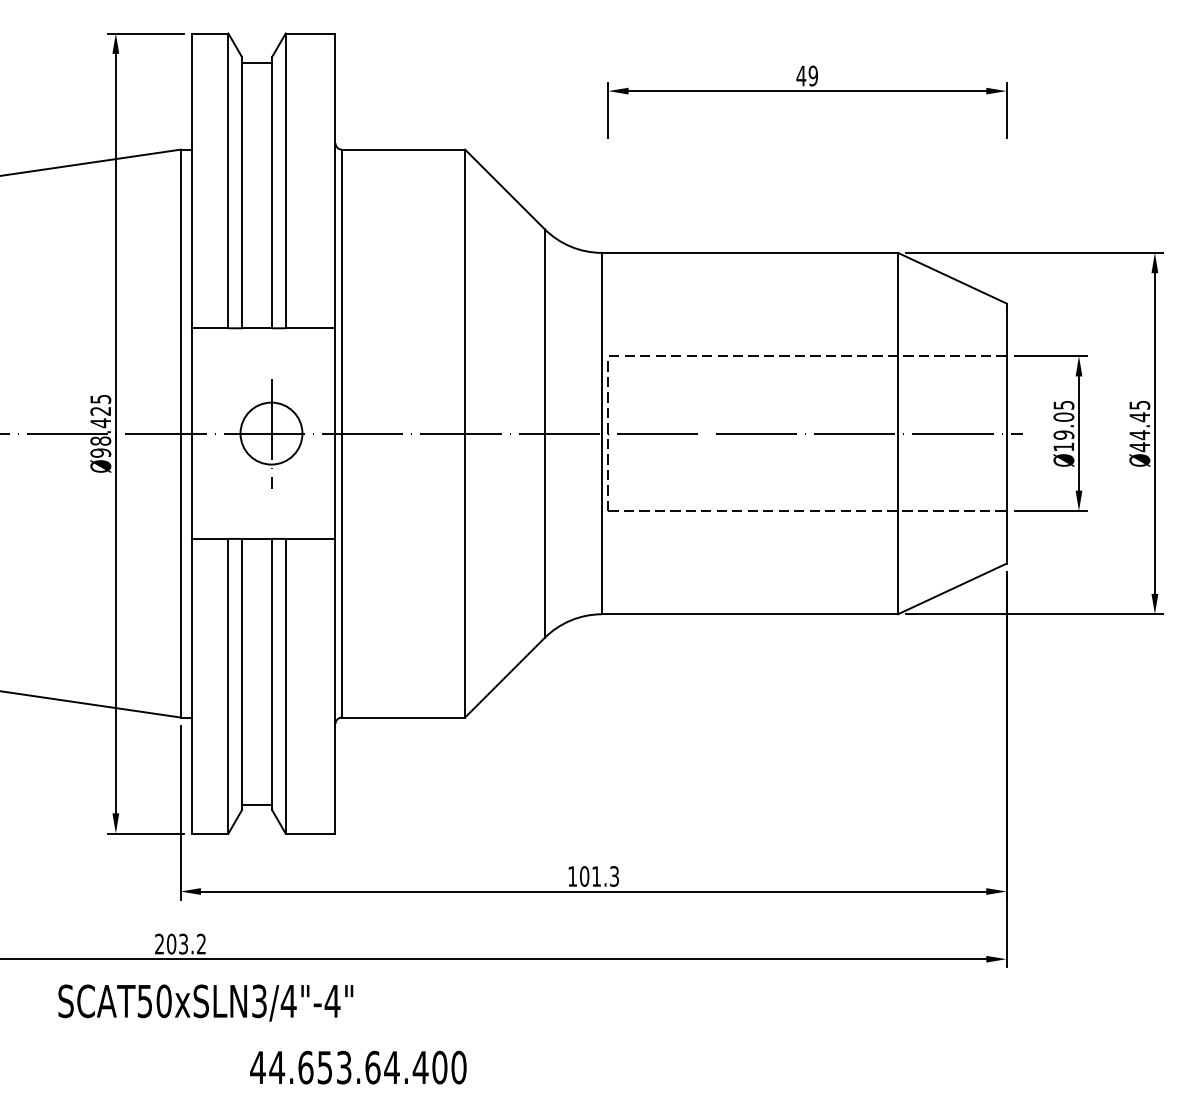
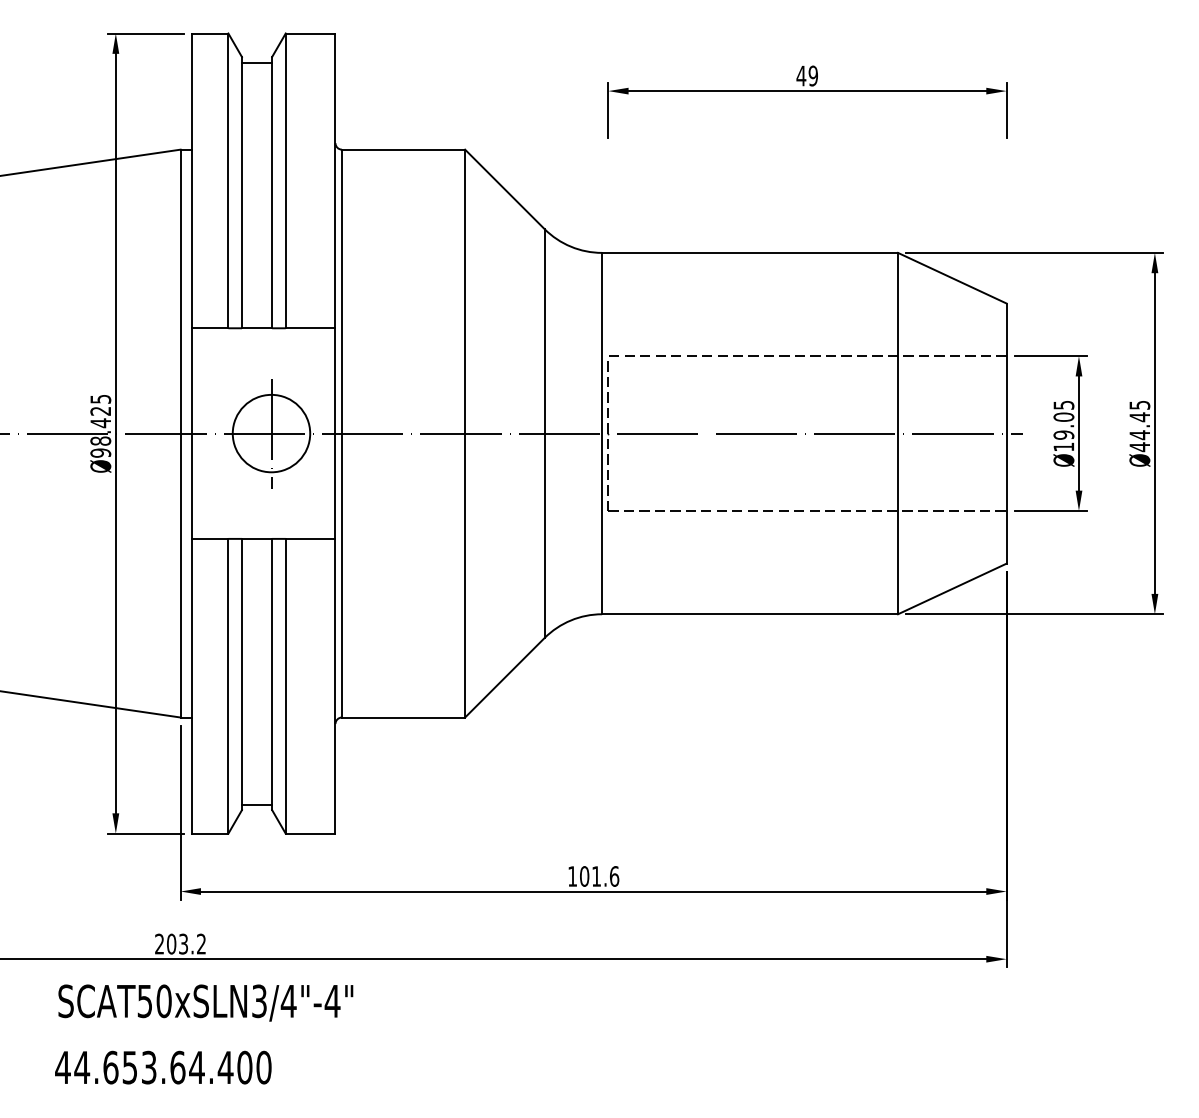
circle diameter: 62 px -> 77 px (271, 433)
text: 101.3 -> 101.6 (614, 876)
text position: (358, 1067) -> (163, 1067) (163, 1067)
